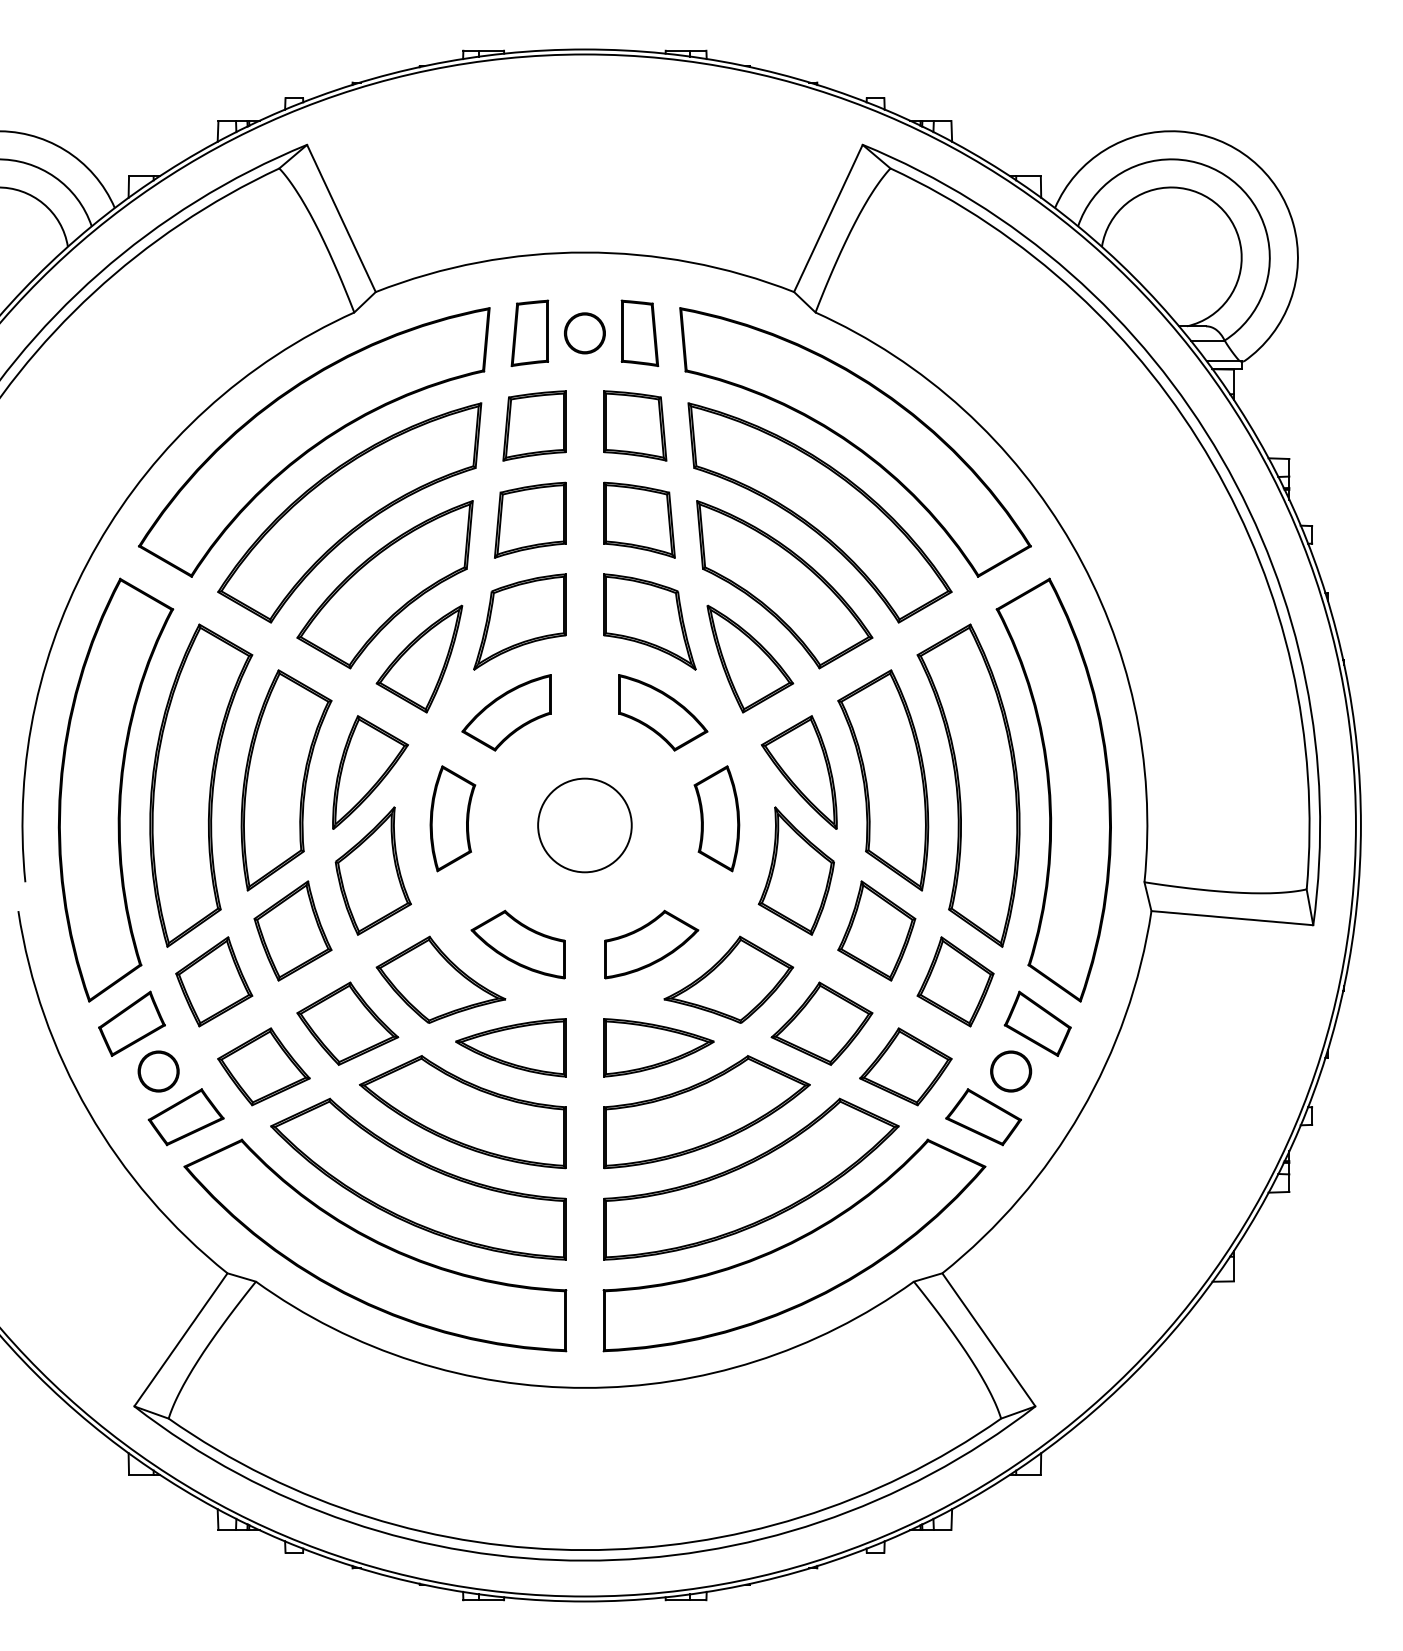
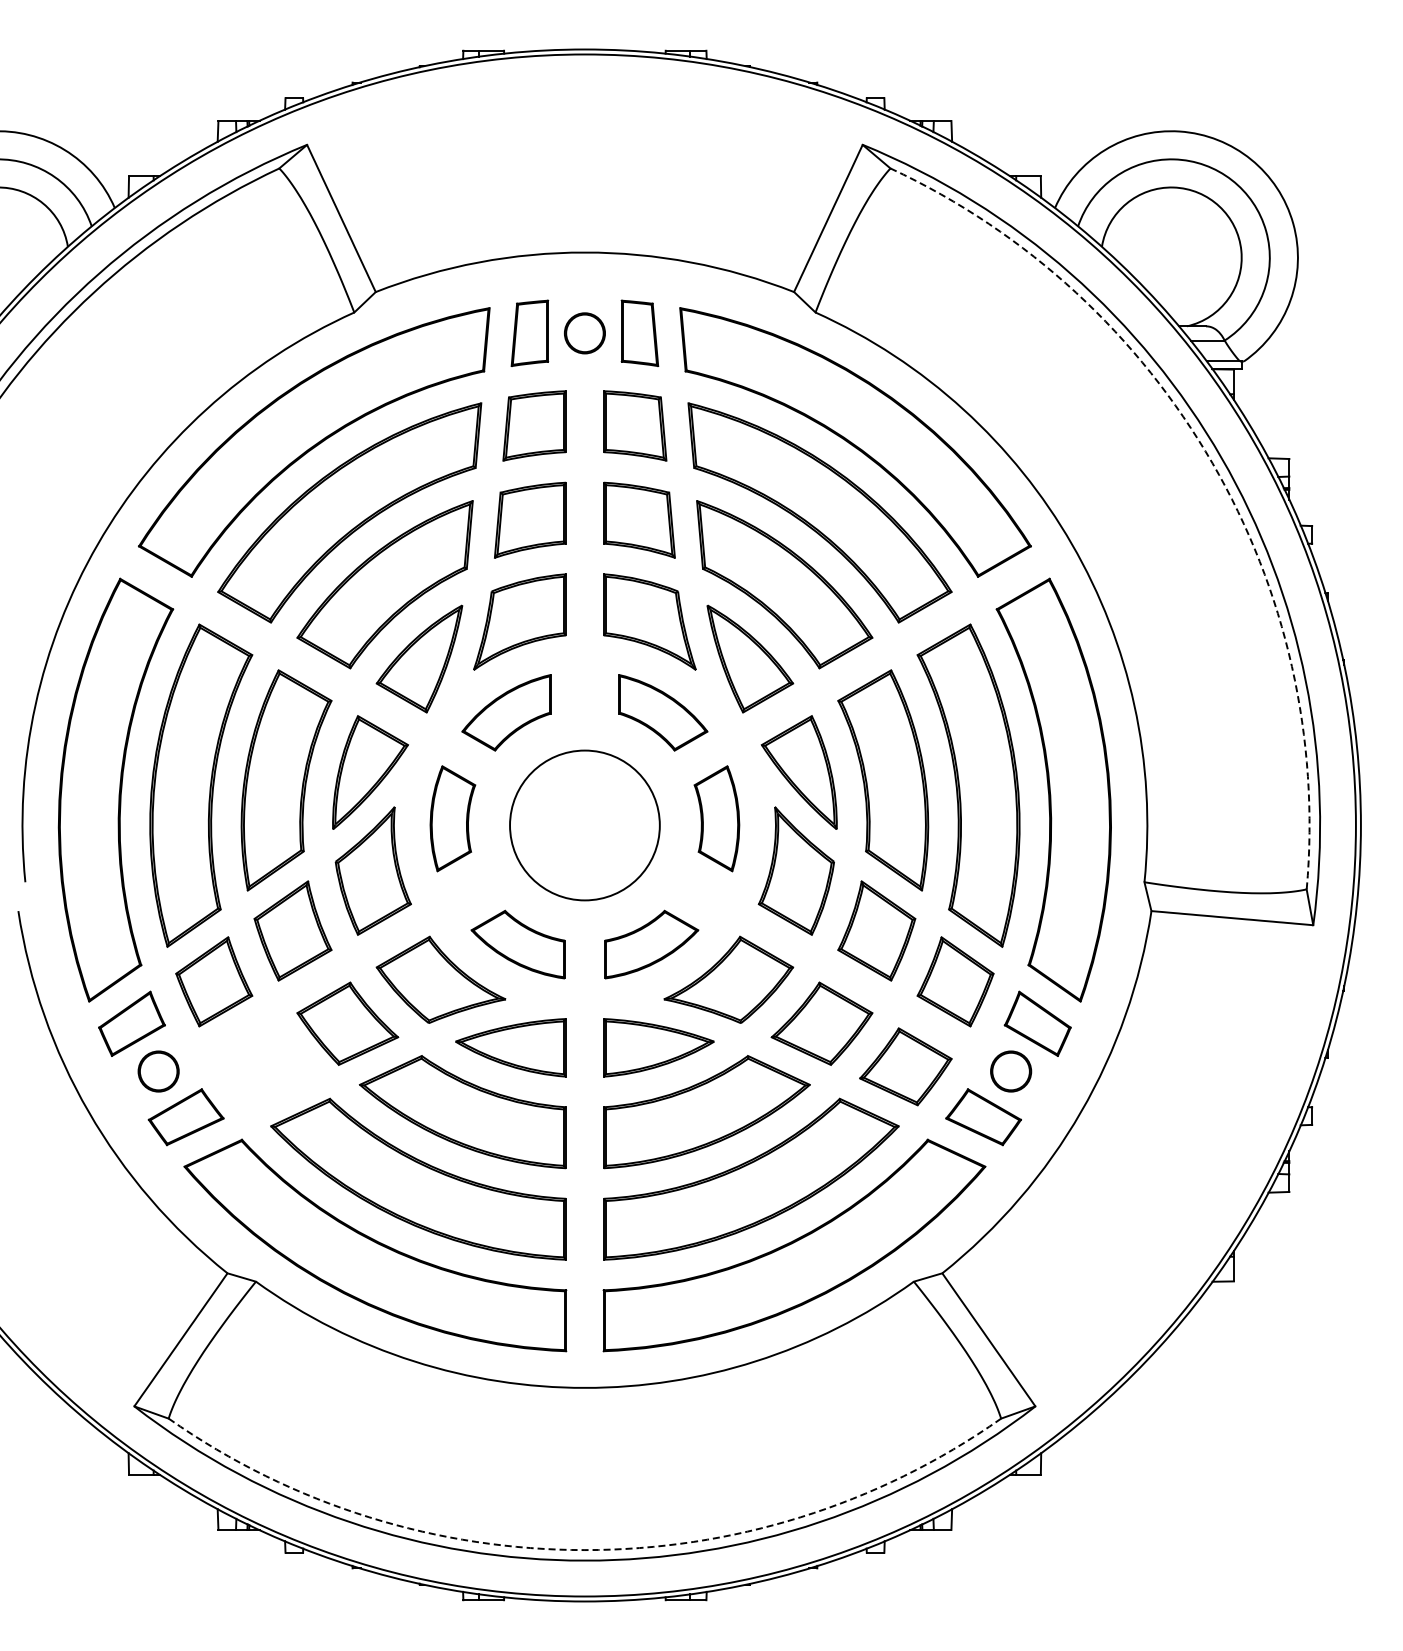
arc: solid -> dashed (1212, 463)
circle diameter: 94 px -> 150 px (584, 825)
part: present -> none (263, 1066)
arc: solid -> dashed (584, 1550)
